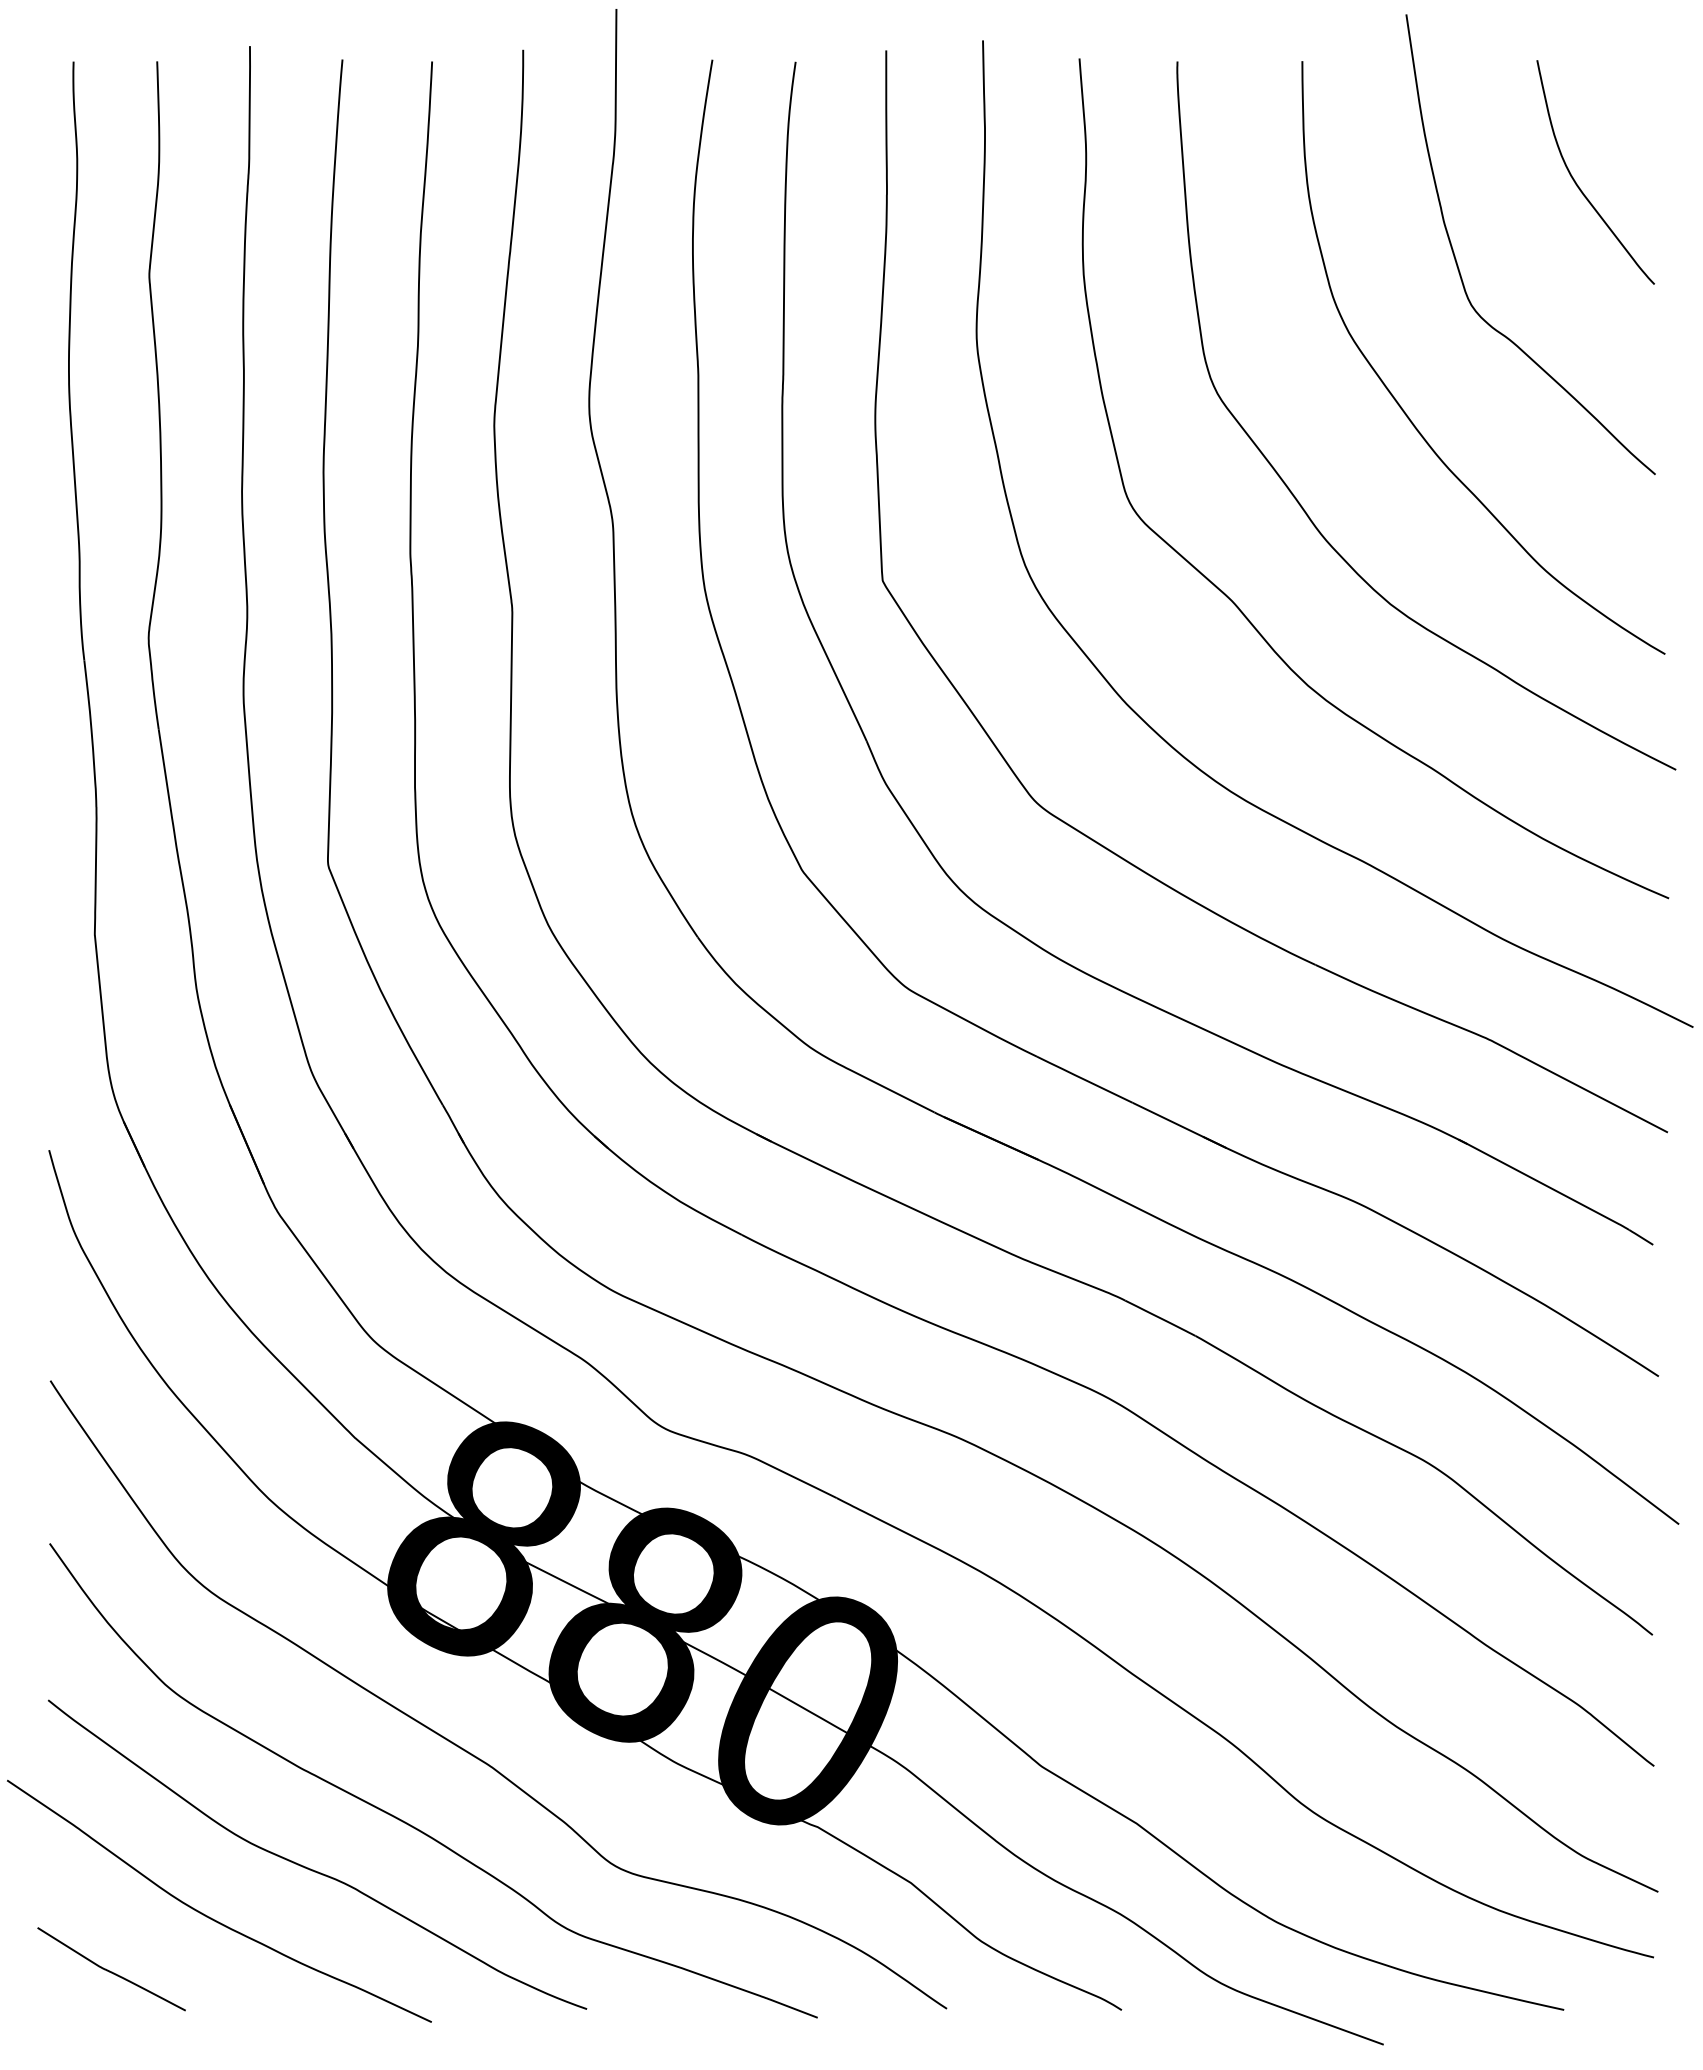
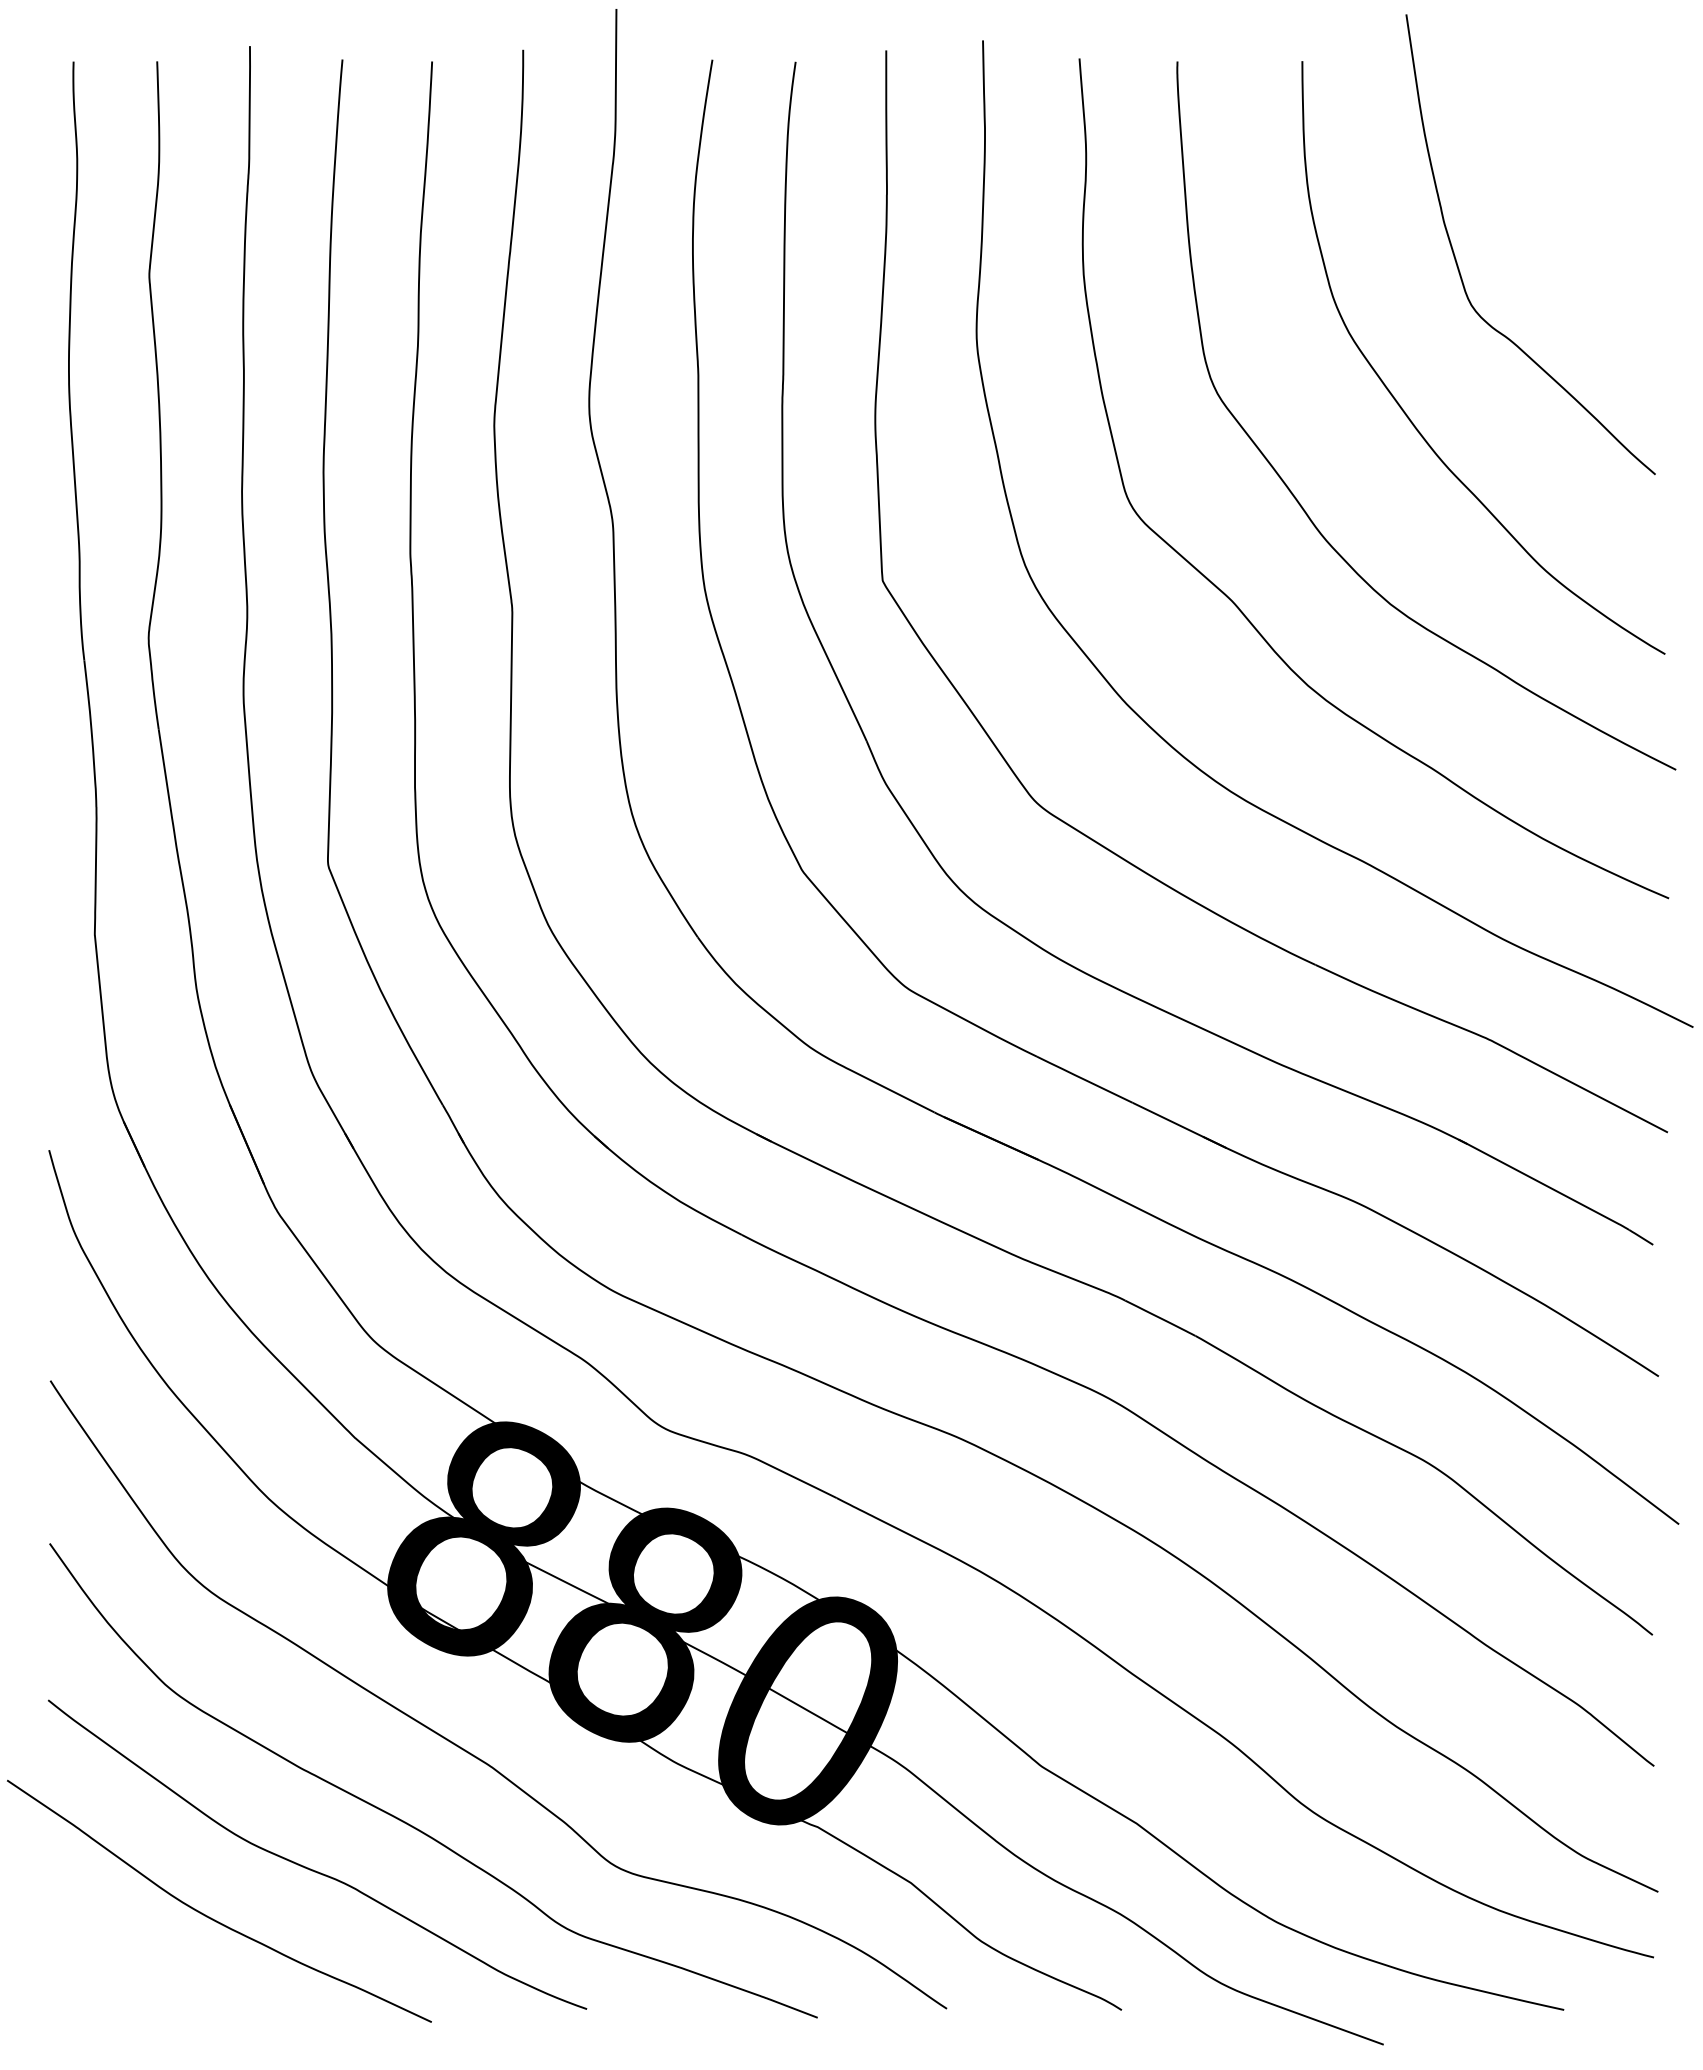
curve: present -> none (1577, 183)
curve: present -> none (111, 1971)
